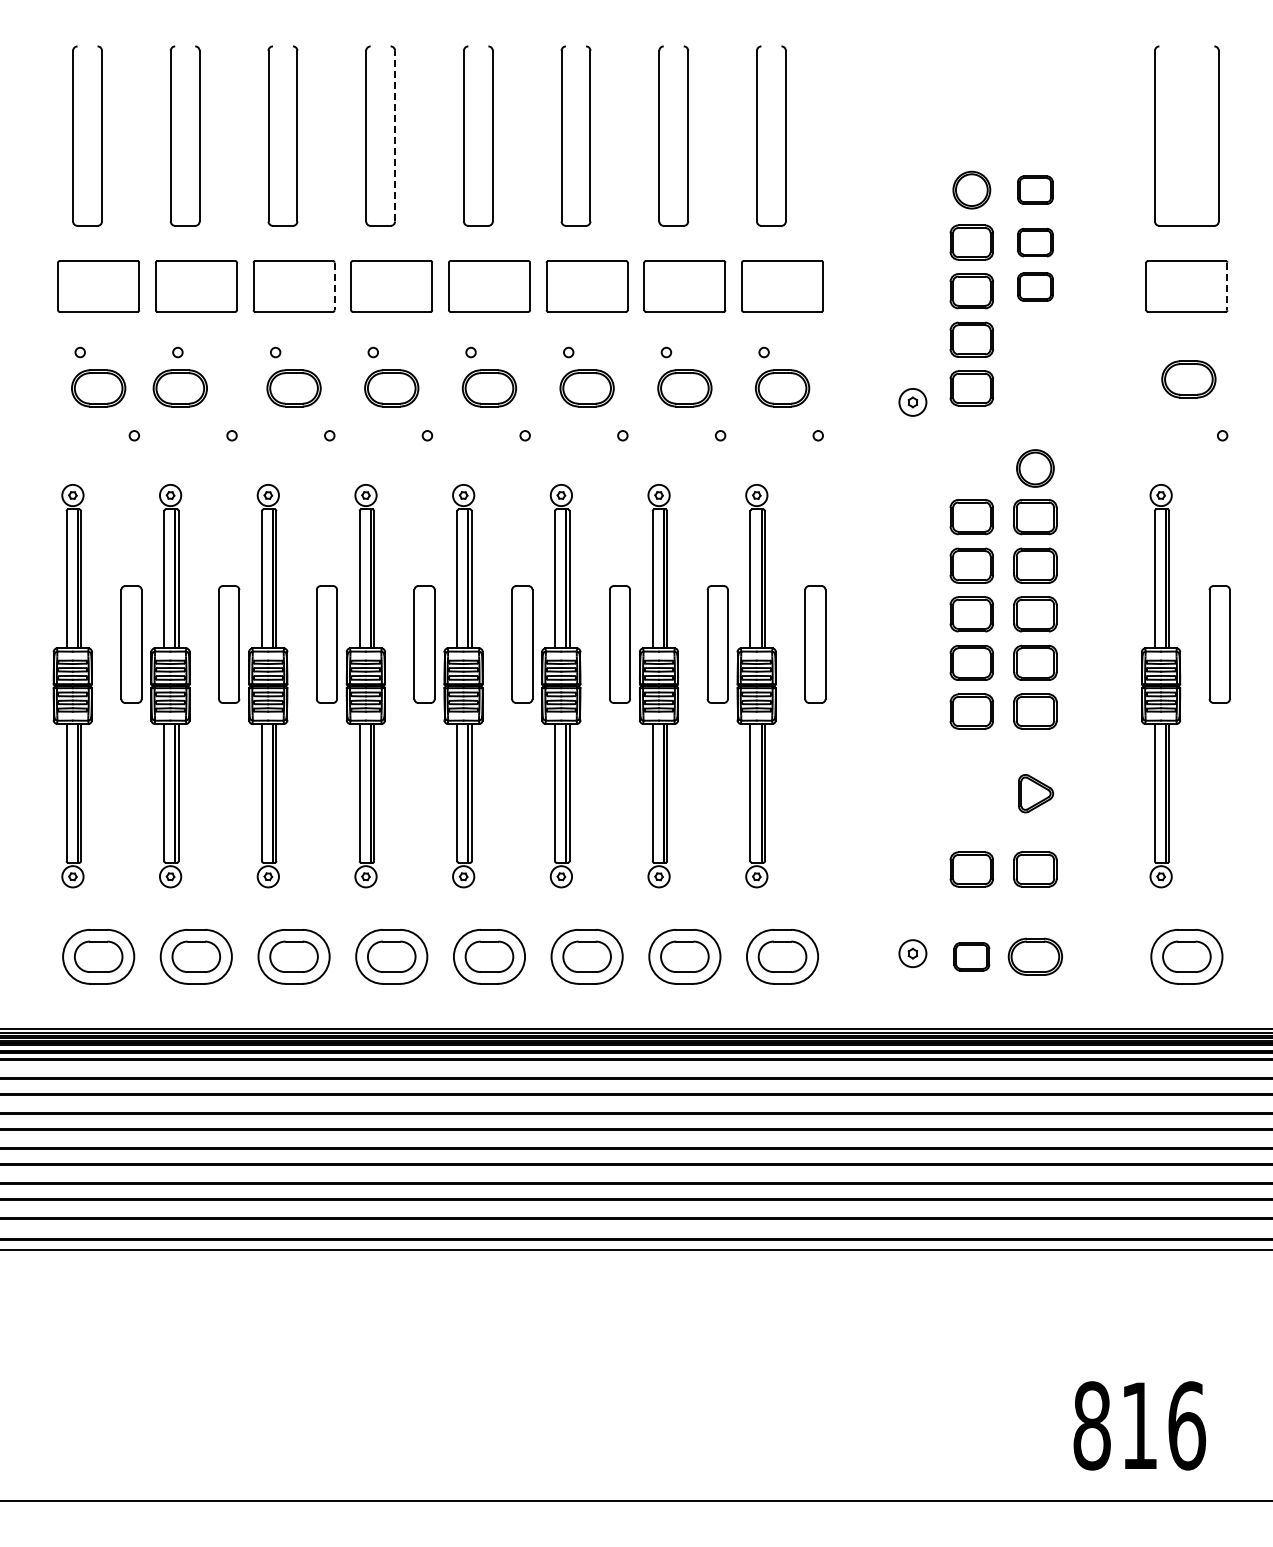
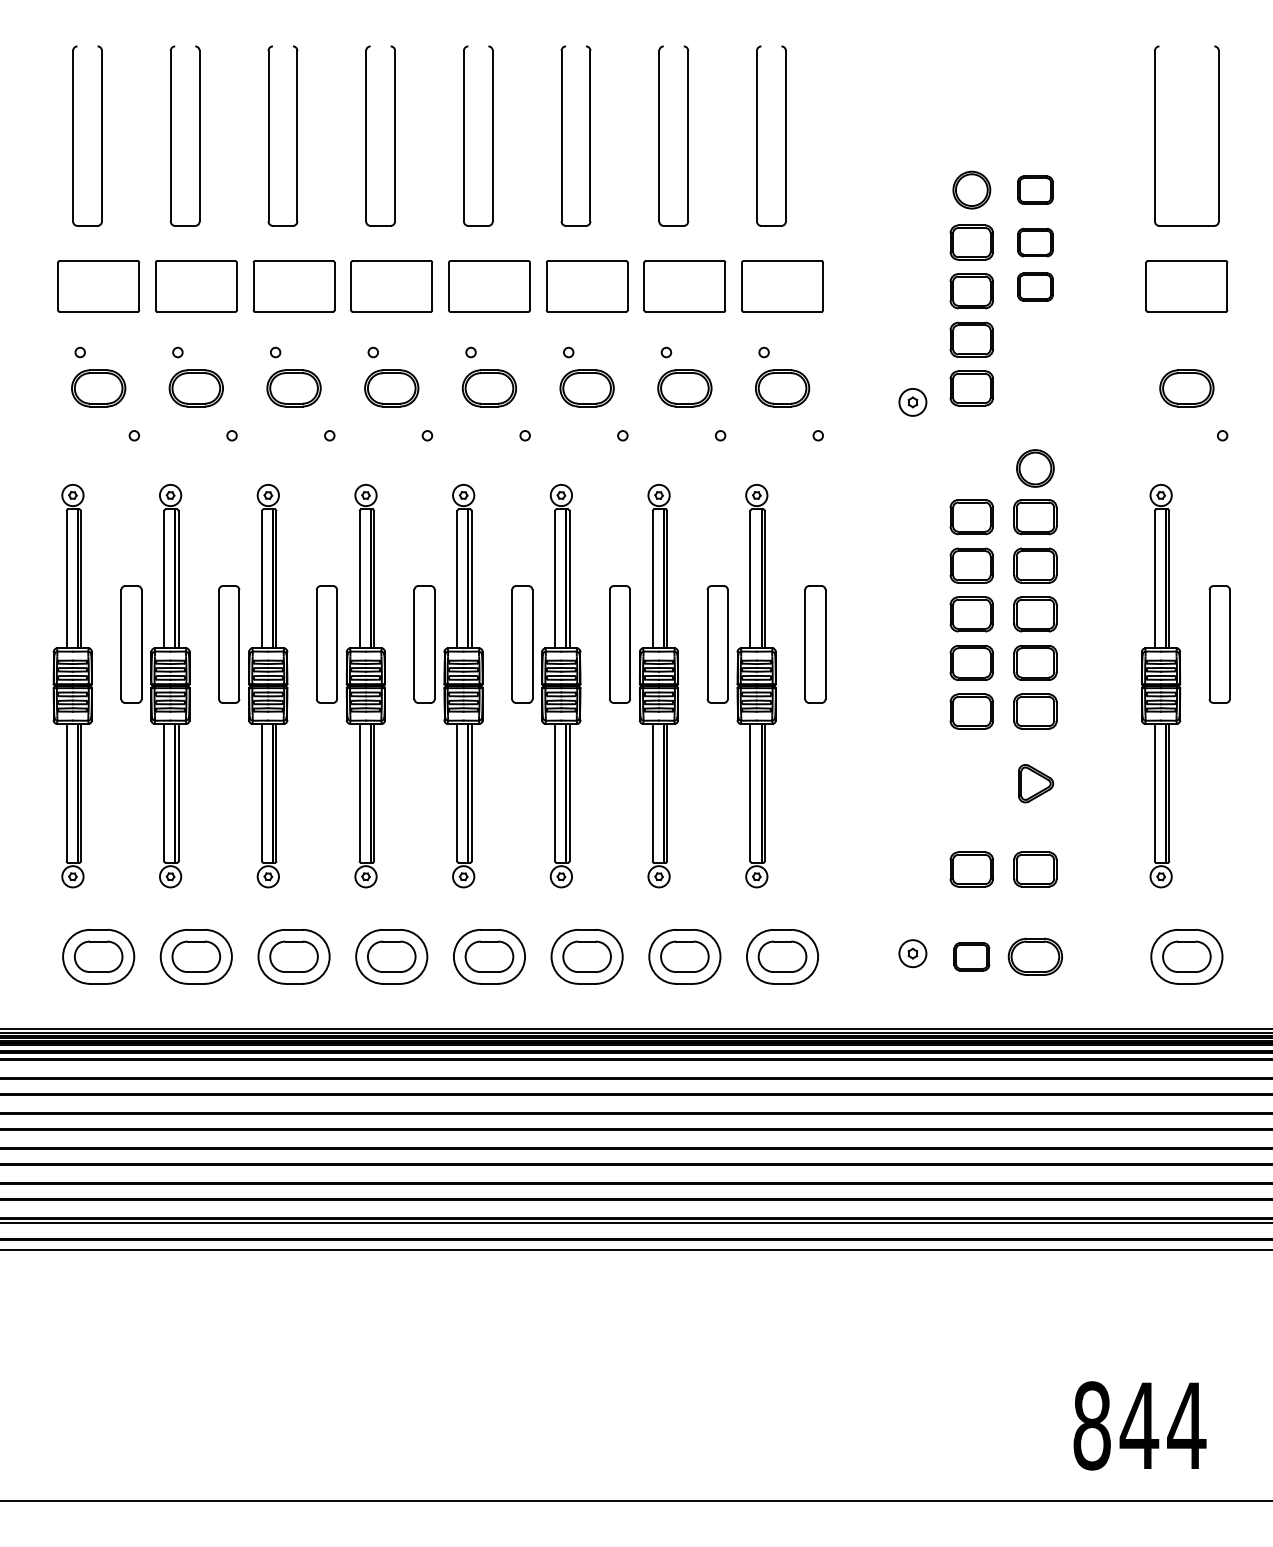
line: dashed -> solid (395, 135)
line: dashed -> solid (334, 286)
line: dashed -> solid (1227, 286)
part position: (1188, 379) -> (1186, 388) (1186, 388)
part position: (179, 388) -> (195, 388) (195, 388)
part position: (1036, 793) -> (1036, 783) (1036, 783)
line: none -> present (635, 1223)
text: 816 -> 844 (1162, 1425)
